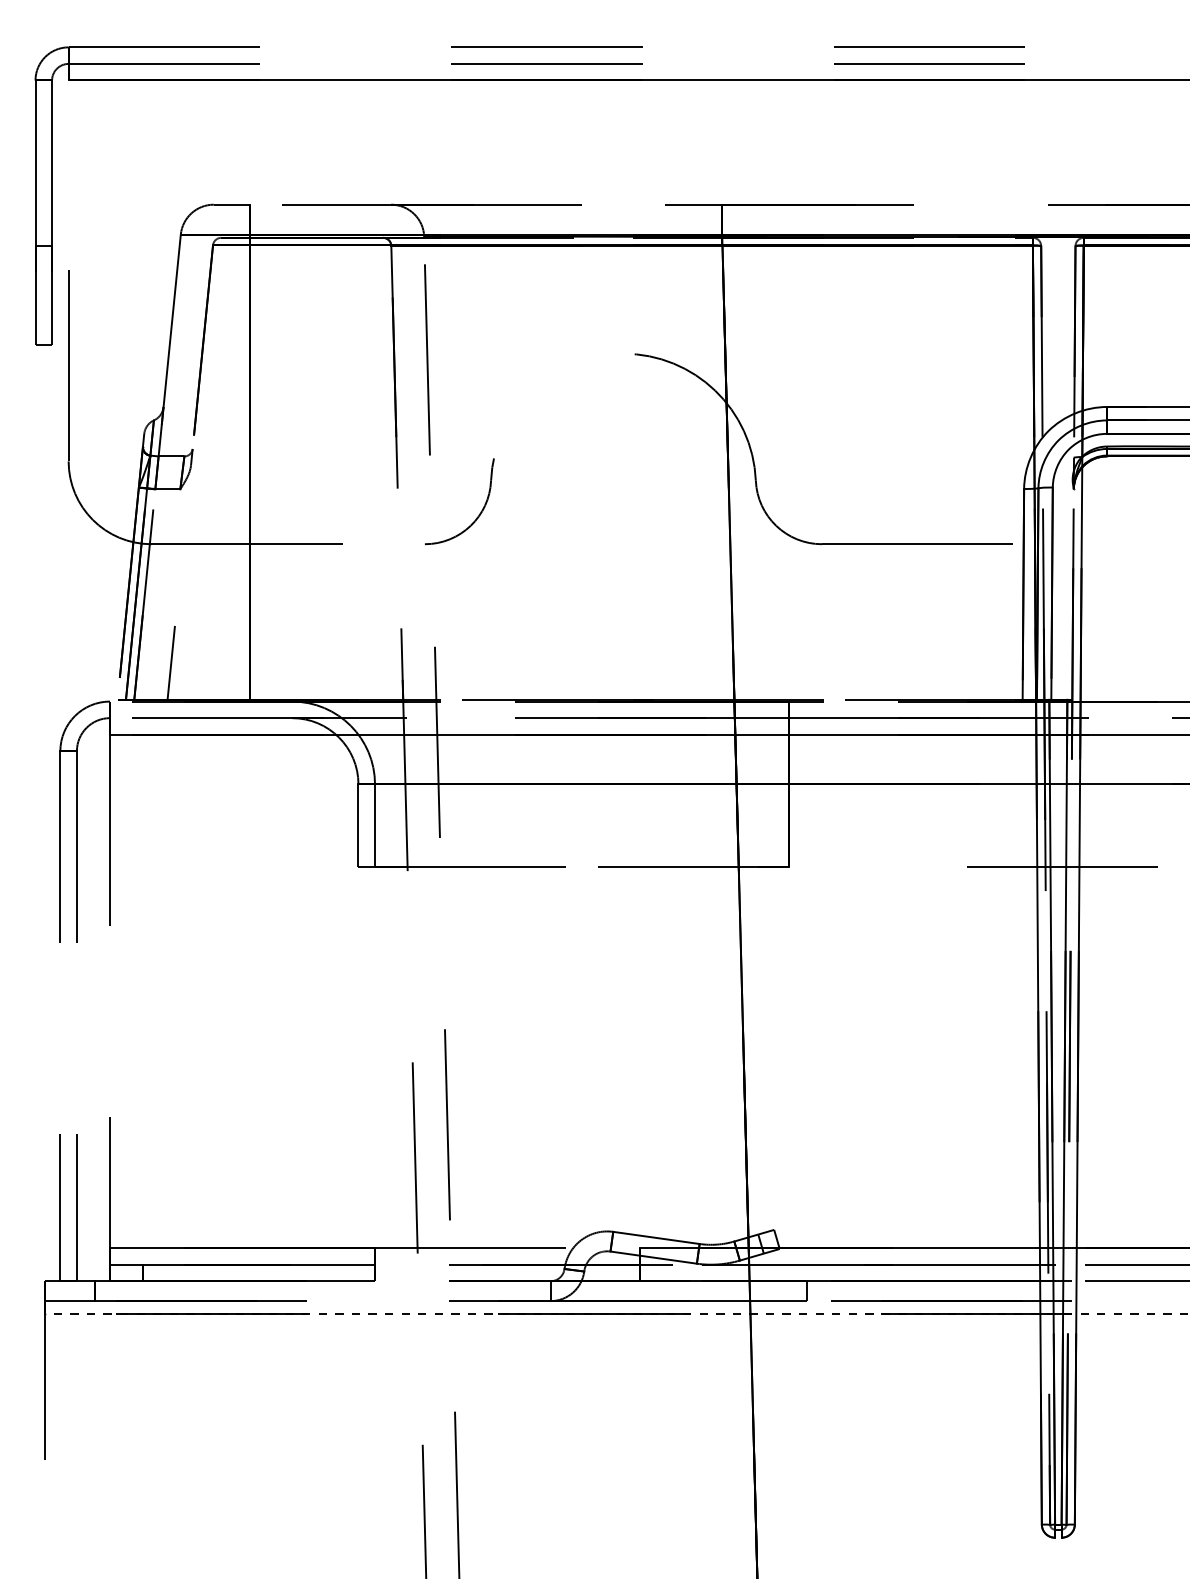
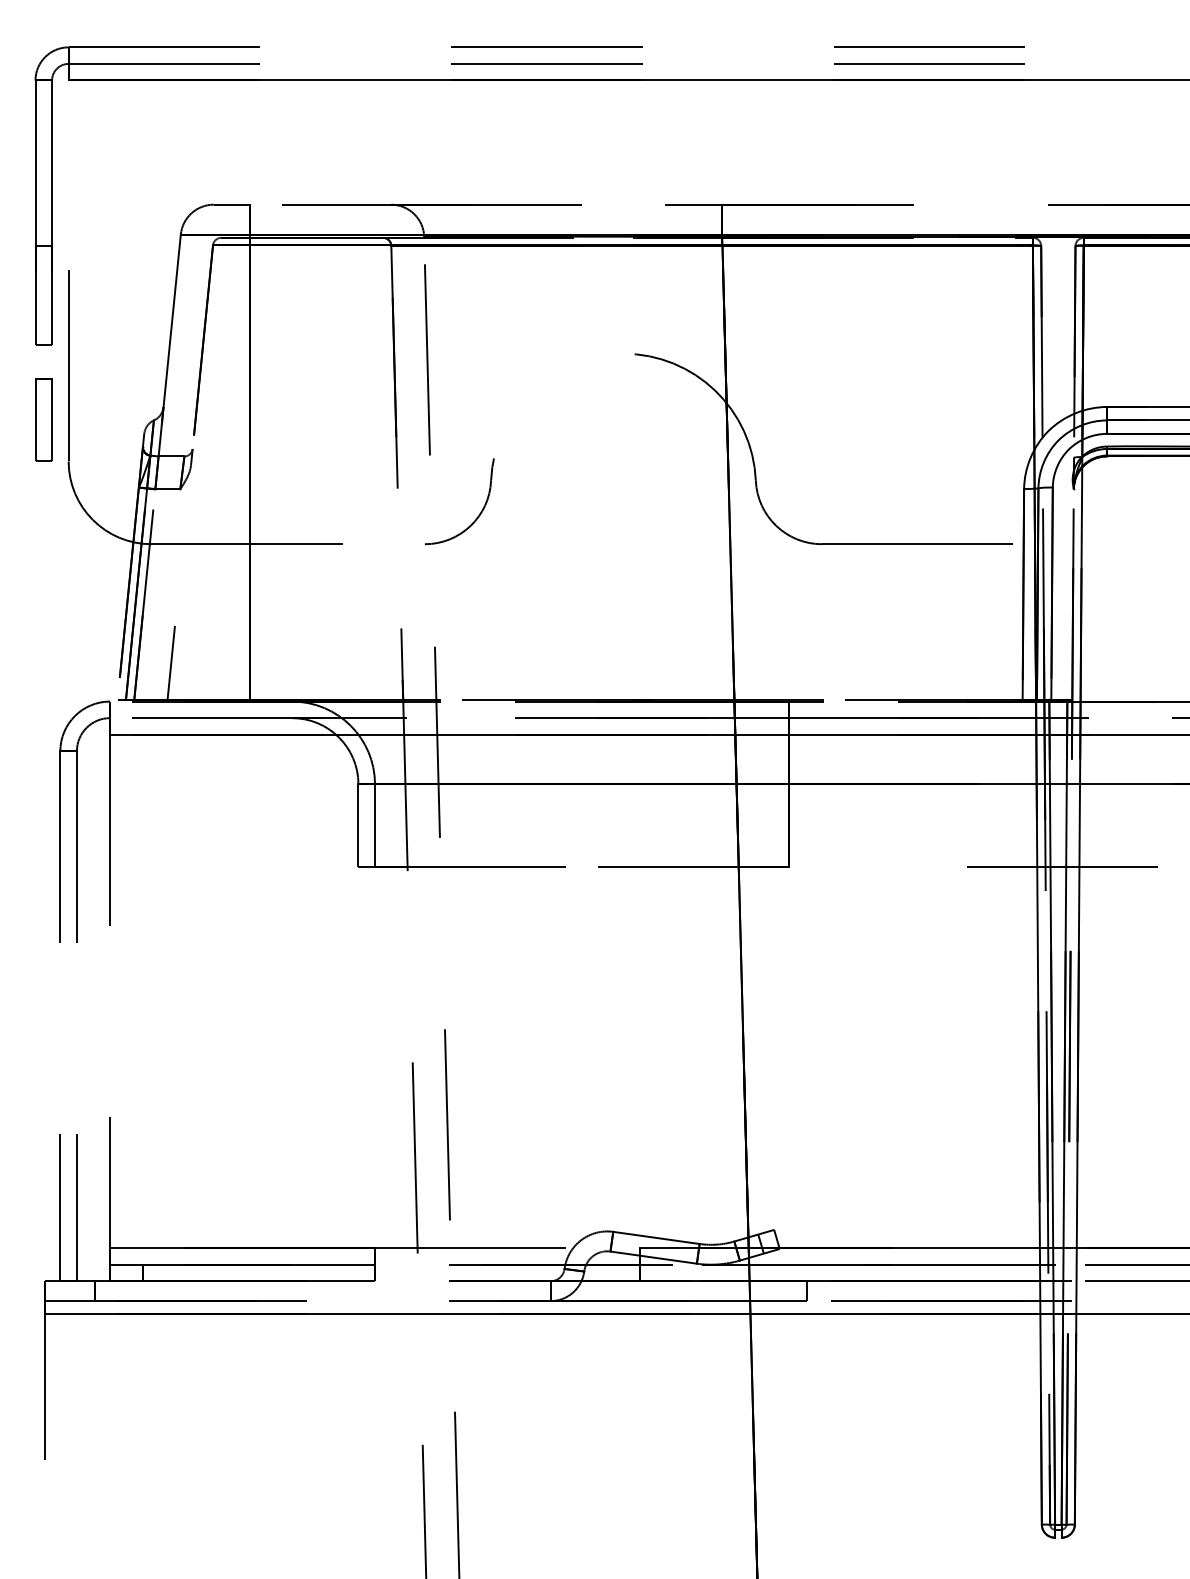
part: none -> present (43, 419)
line: dashed -> solid (616, 1314)
